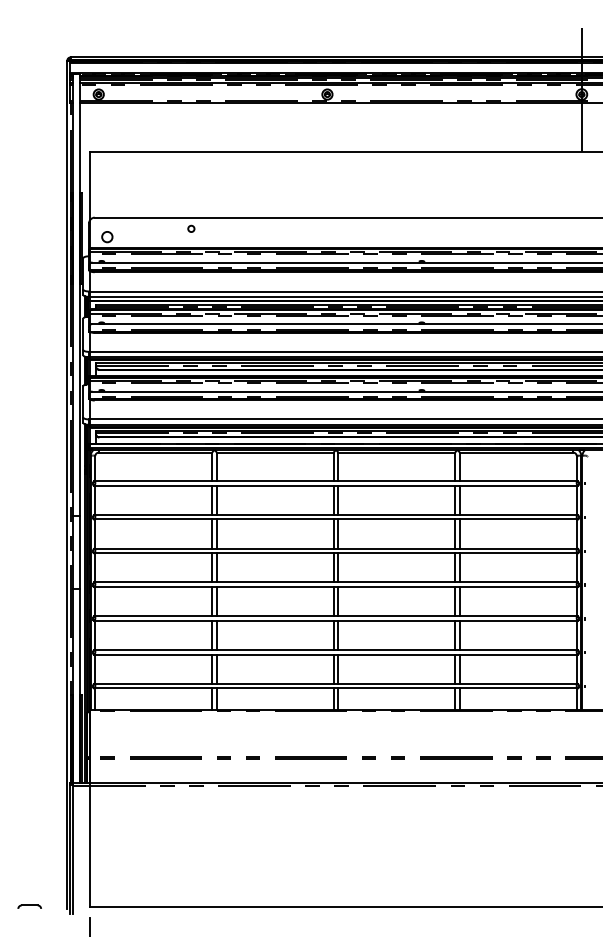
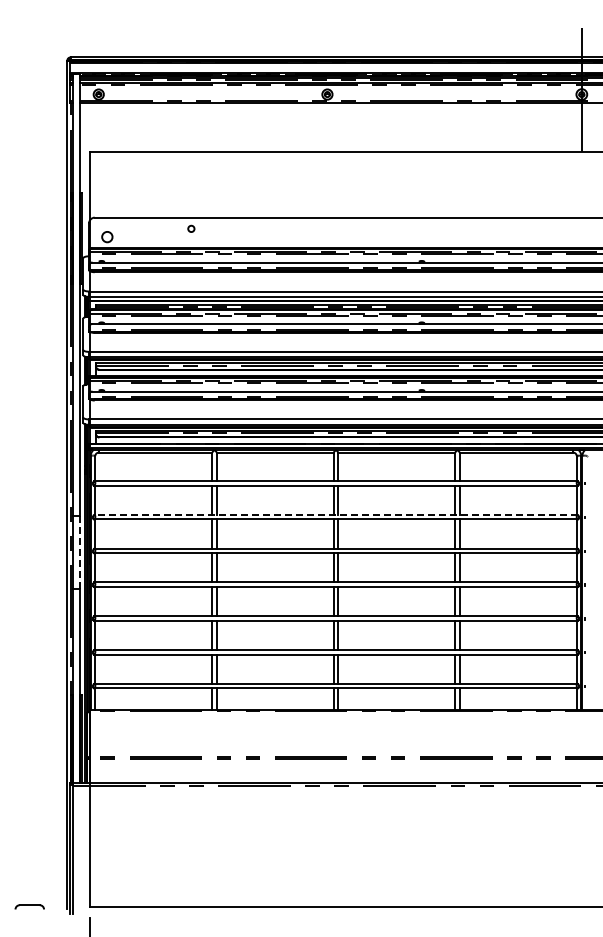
line: solid -> dashed (336, 514)
line: solid -> dashed (79, 552)
part size: 25x5 px -> 31x6 px (29, 906)
